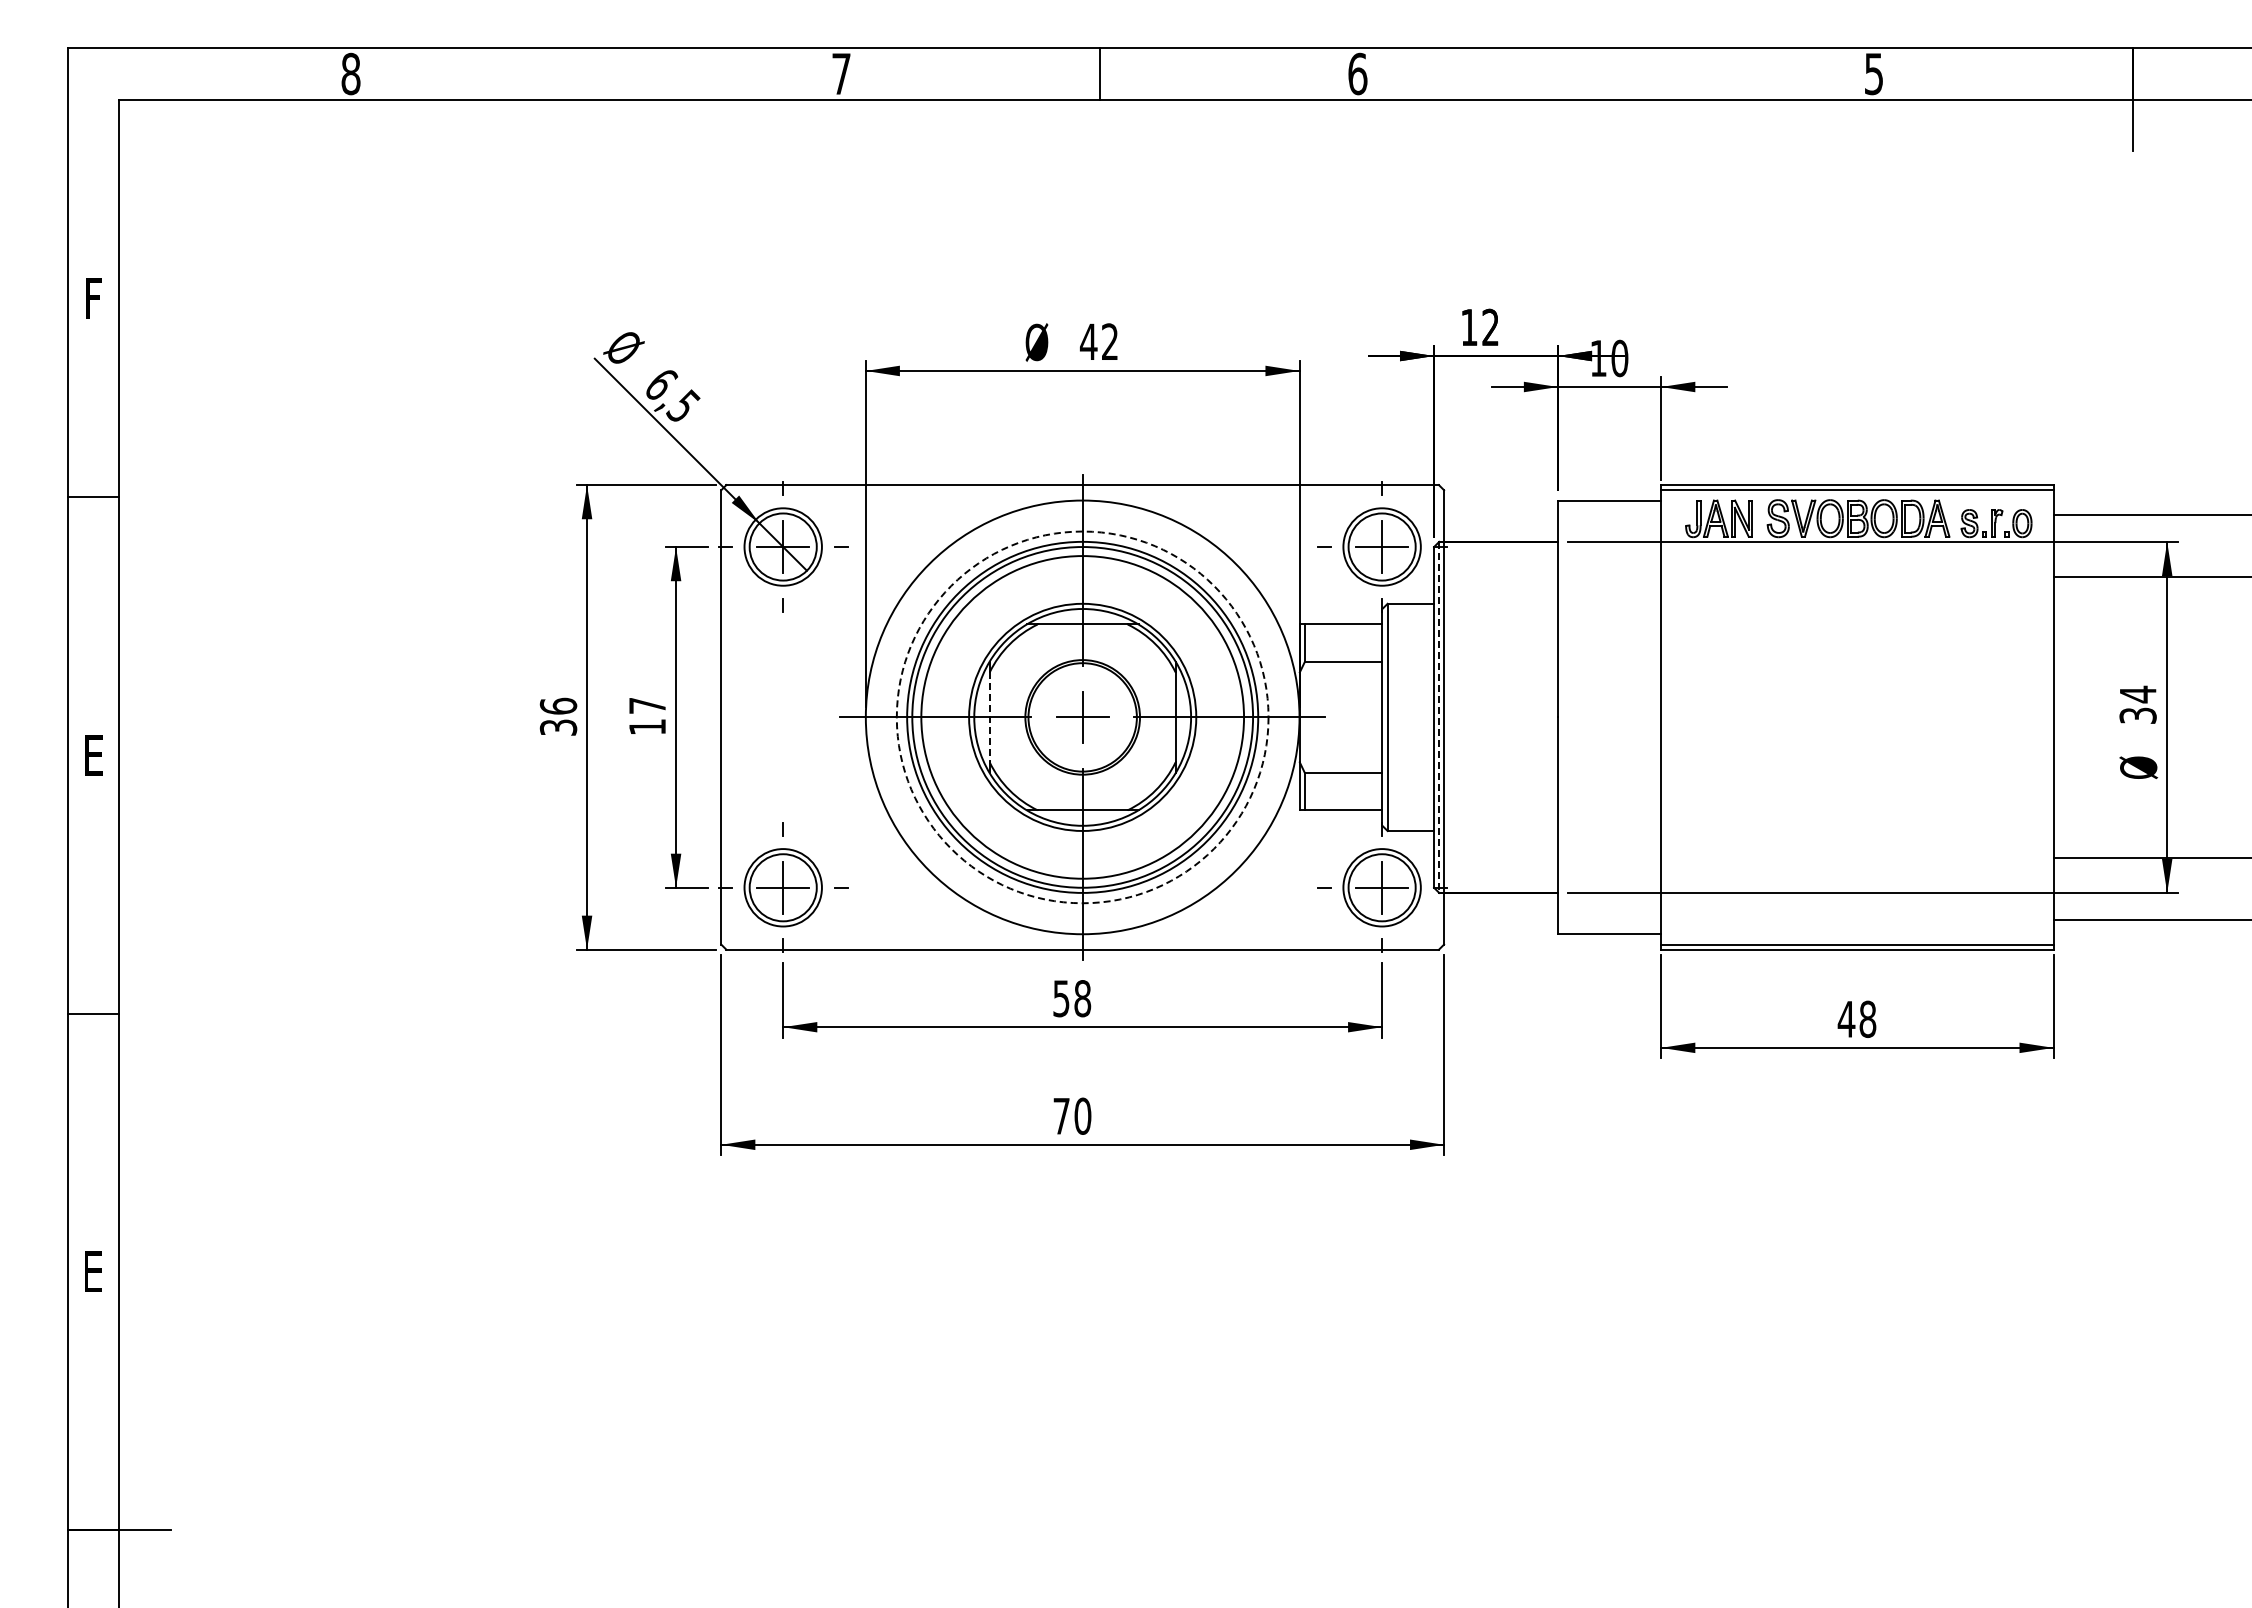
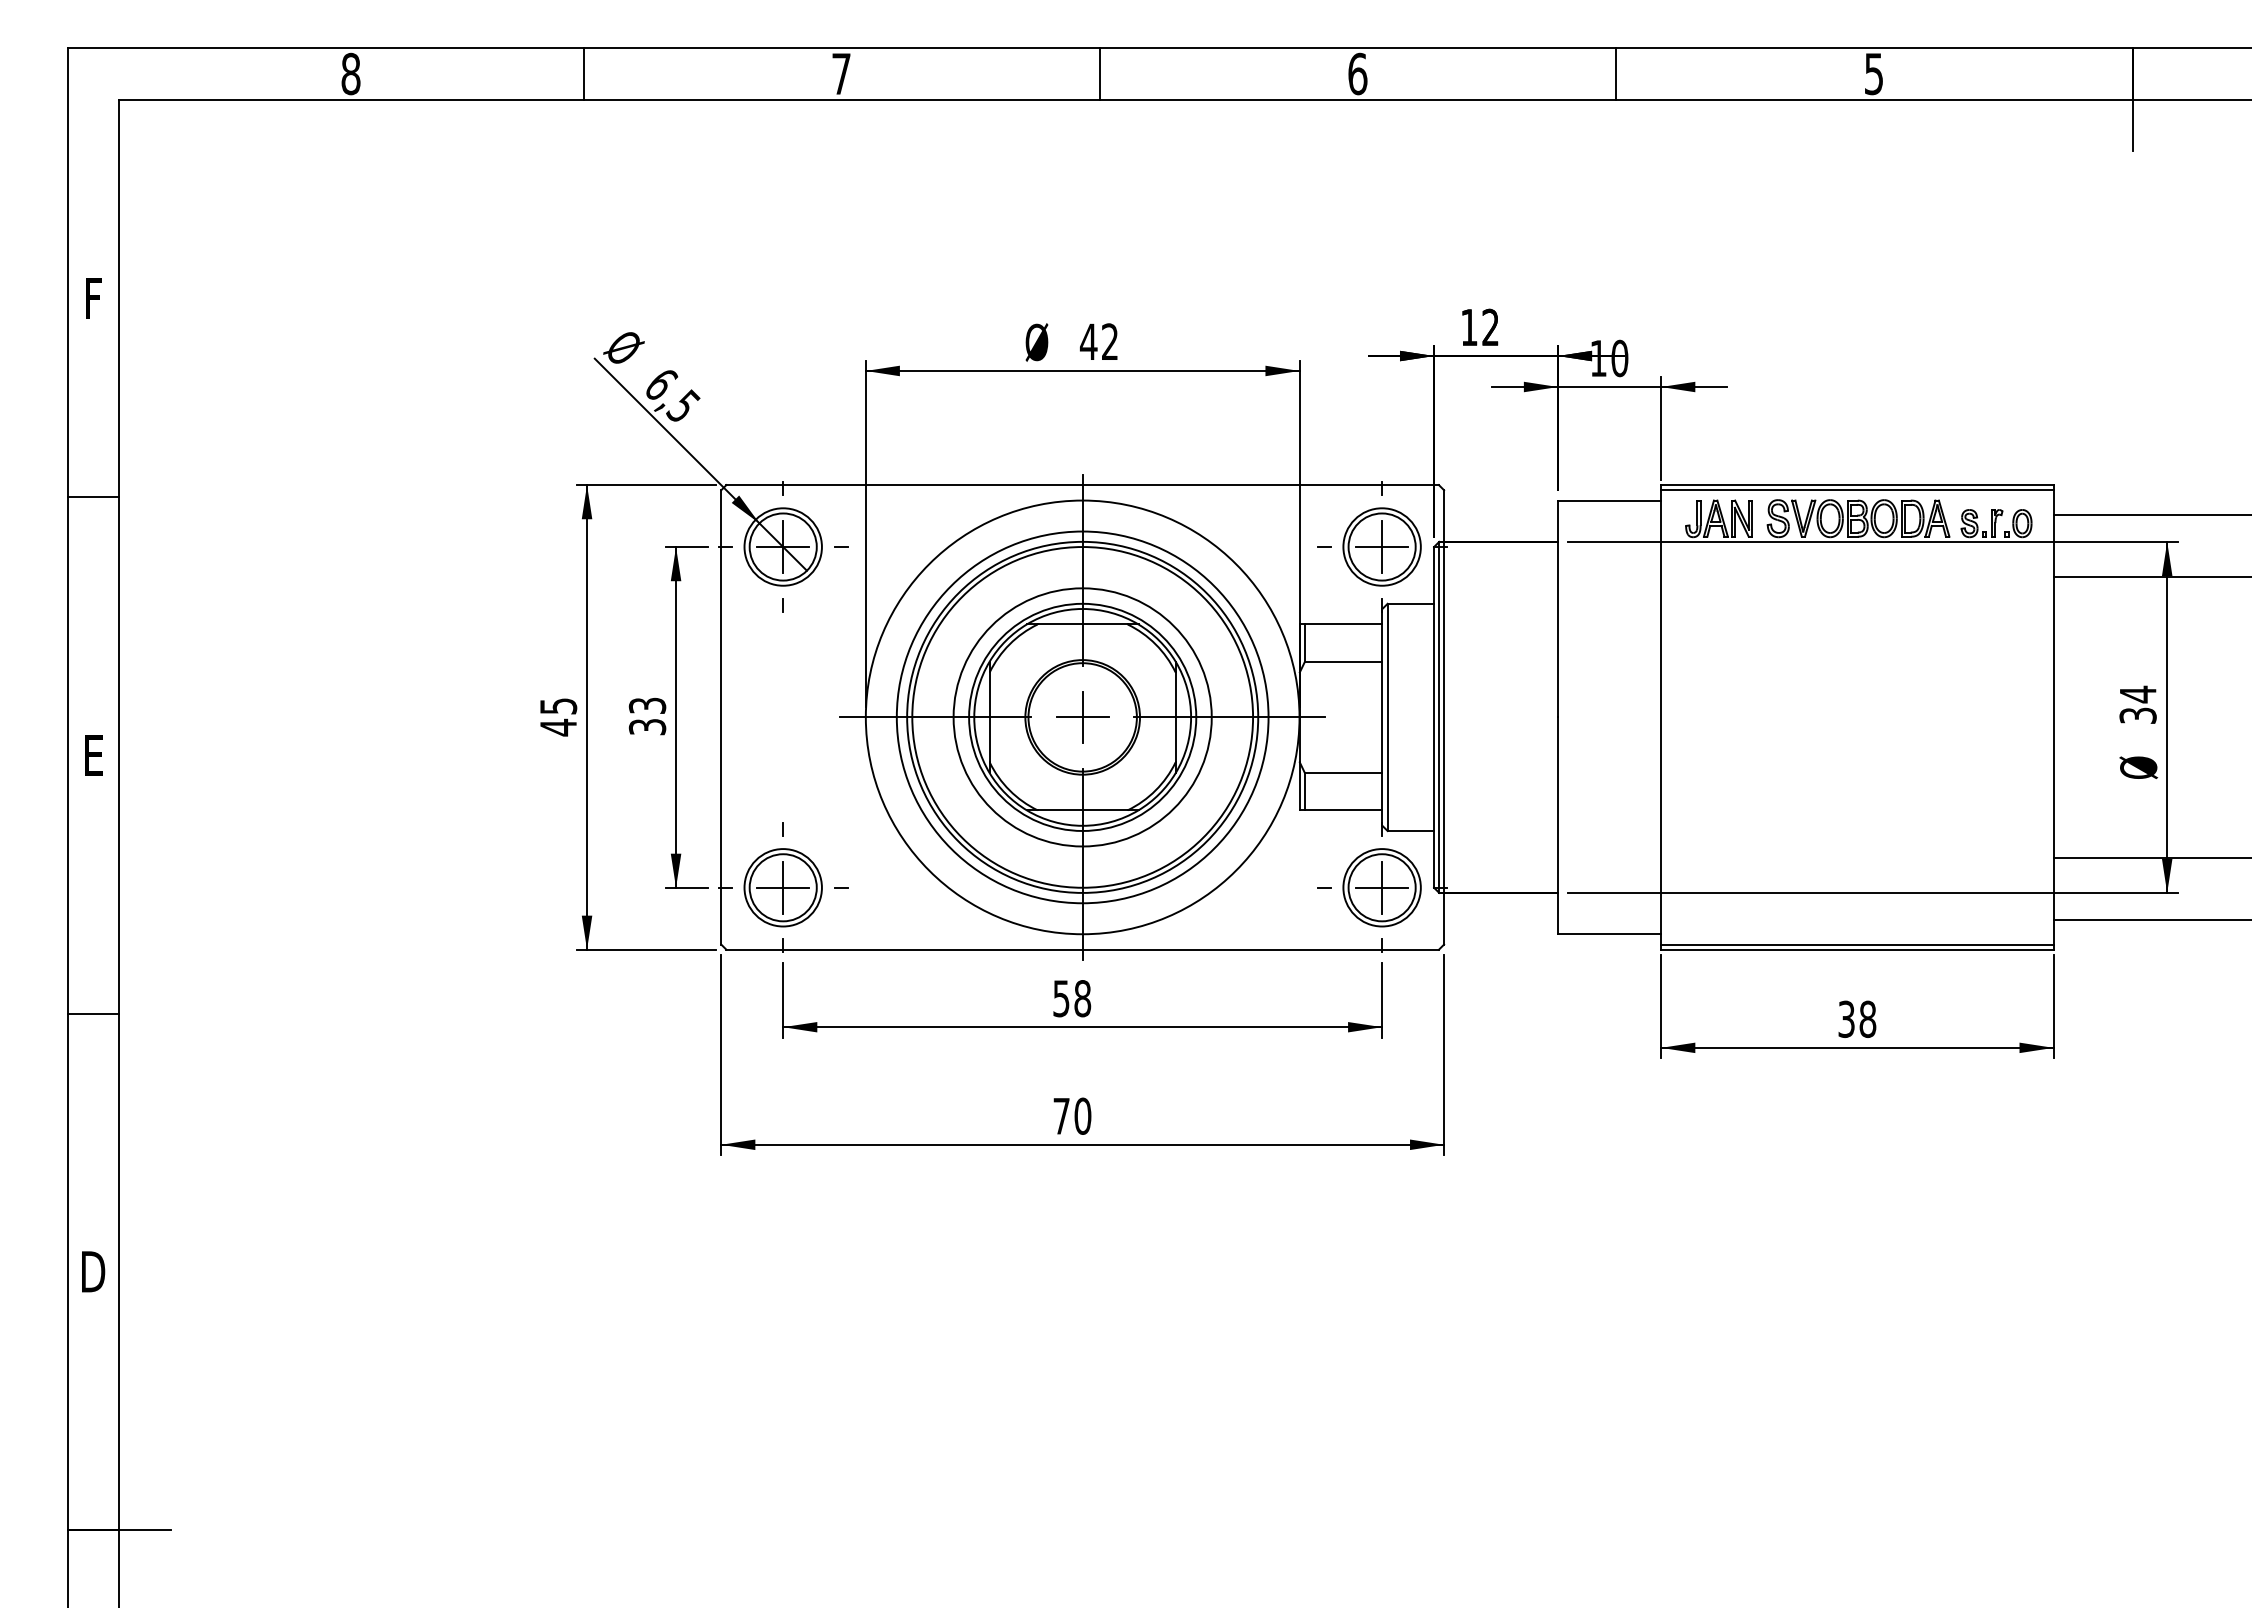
line: none -> present (583, 73)
line: none -> present (1616, 73)
text: 36 -> 45 (558, 716)
text: 17 -> 33 (647, 716)
line: dashed -> solid (989, 717)
circle diameter: 323 px -> 258 px (1082, 717)
circle: dashed -> solid (1082, 717)
line: dashed -> solid (1439, 717)
text: 48 -> 38 (1846, 1018)
text: E -> D (93, 1271)
